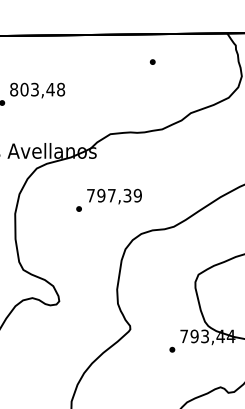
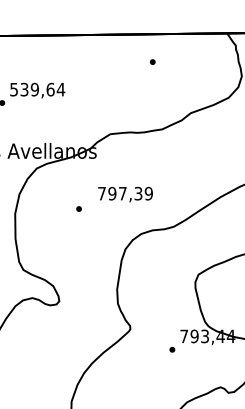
text: 803,48 -> 539,64 (37, 89)
text position: (114, 196) -> (125, 194) (125, 194)
